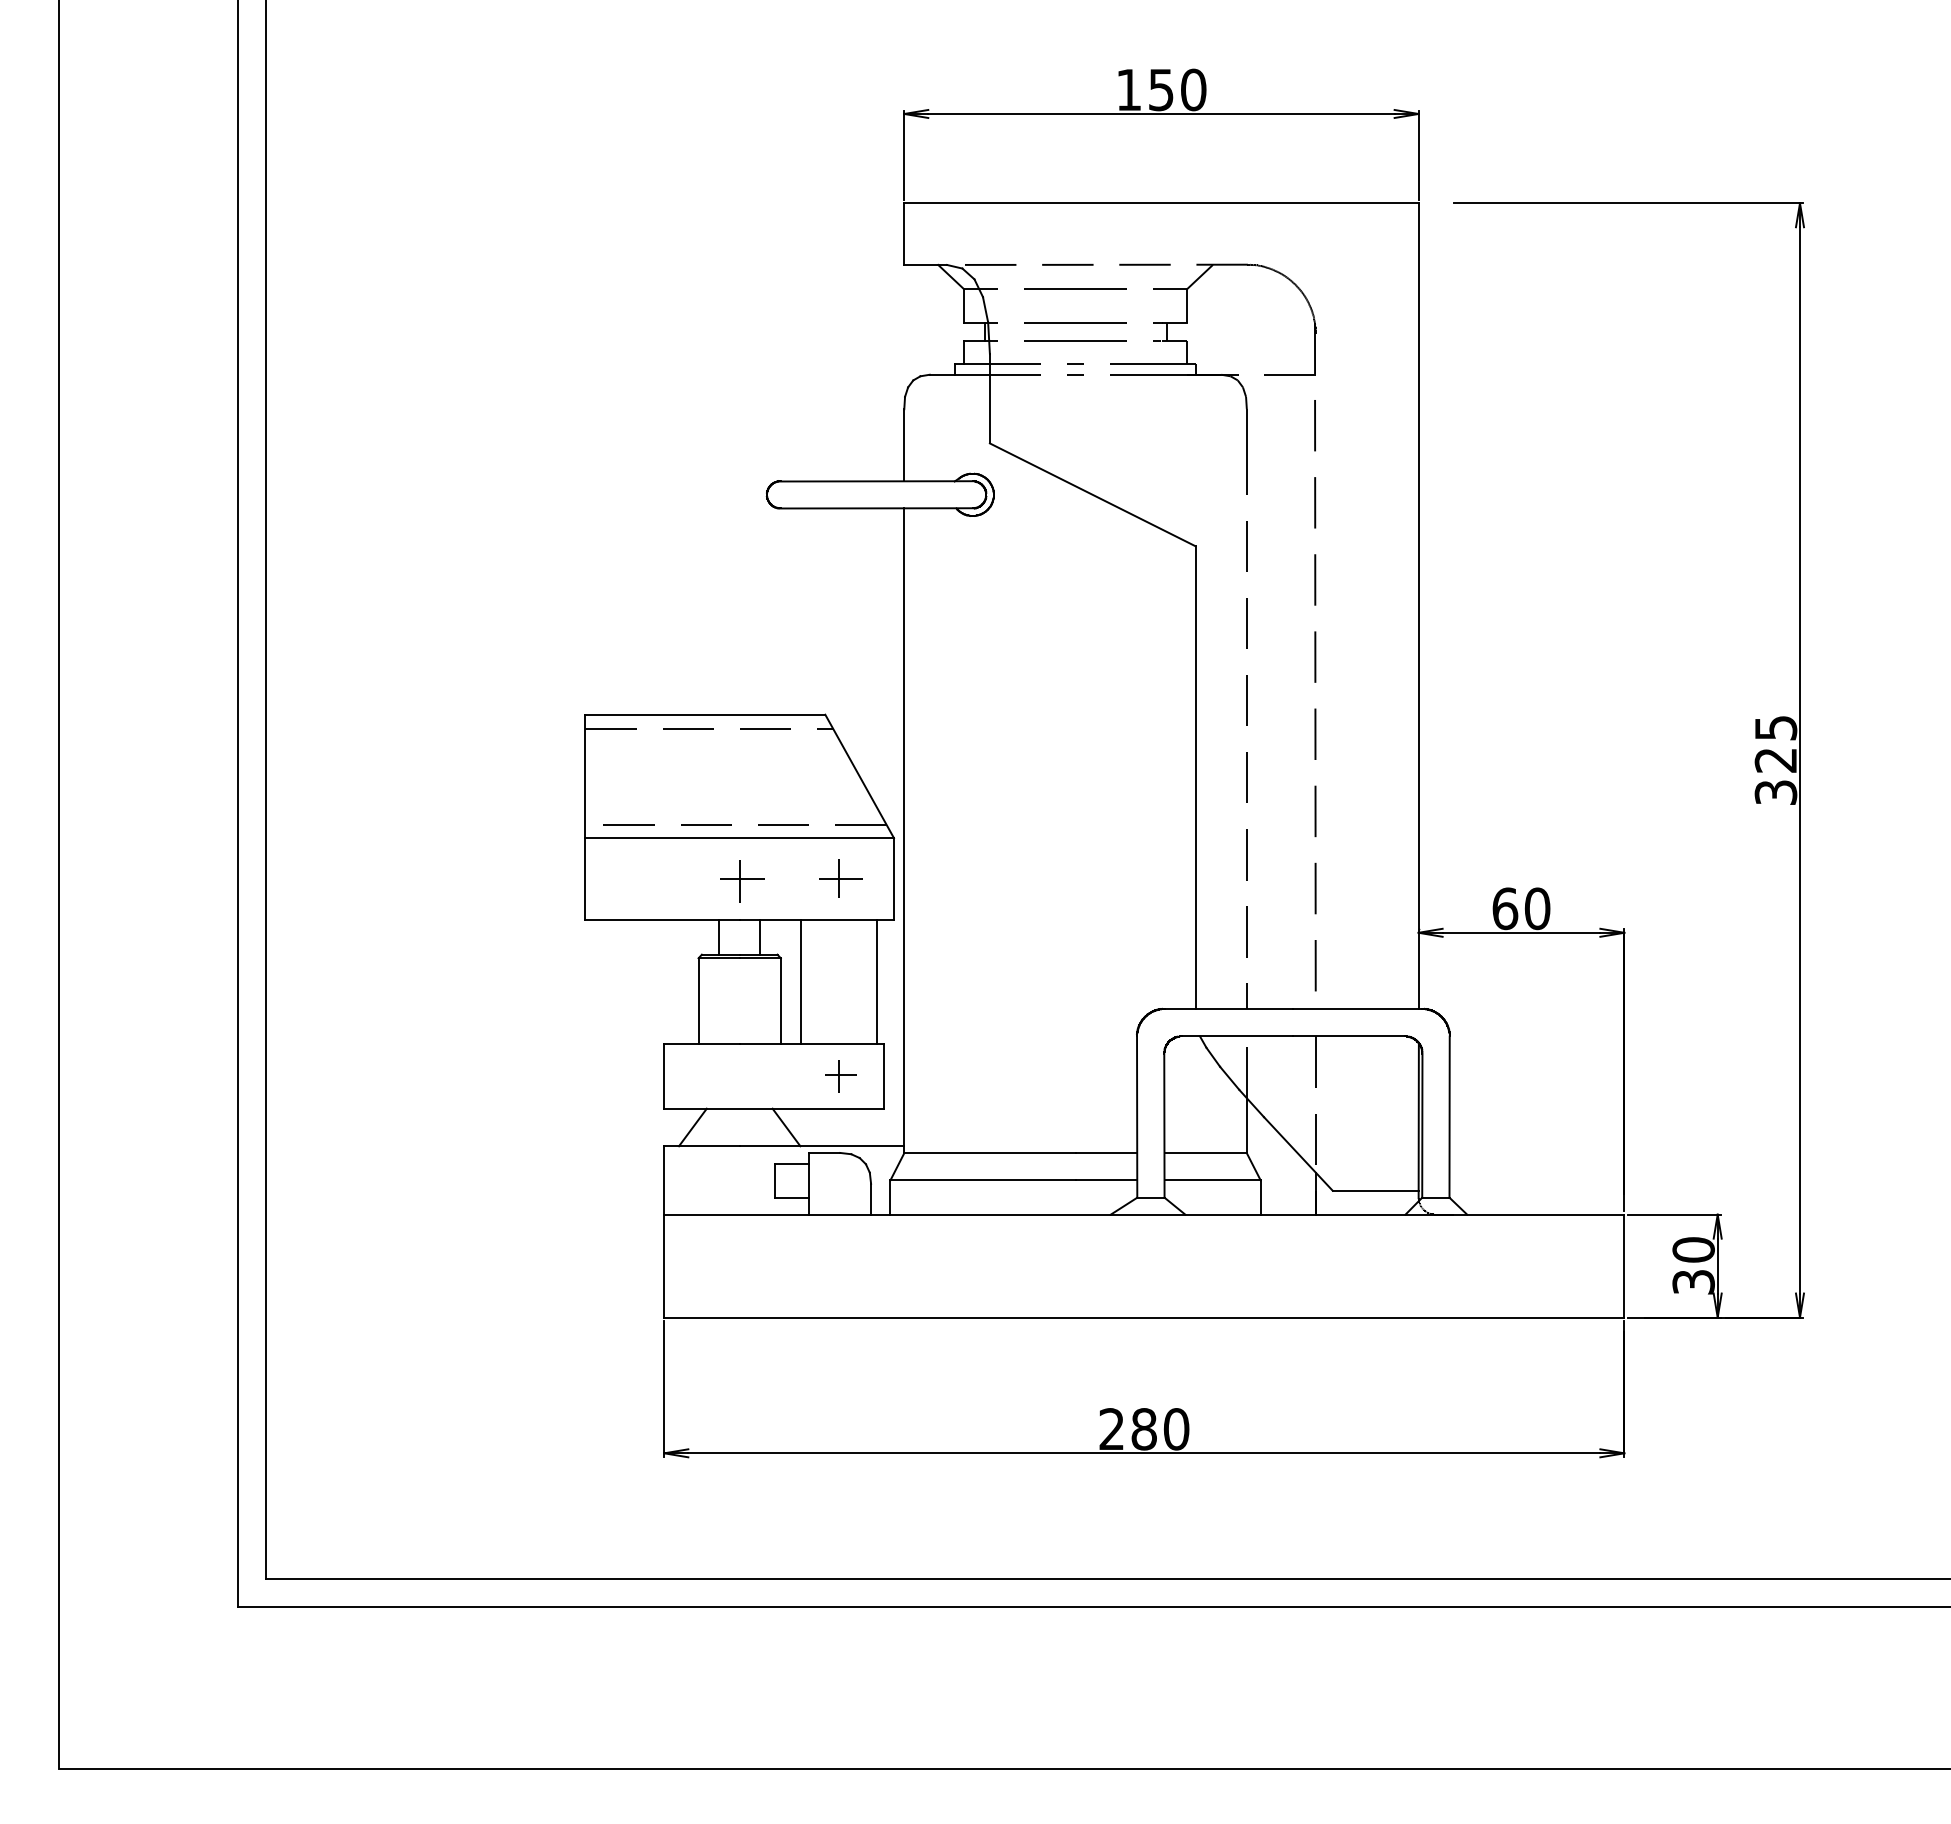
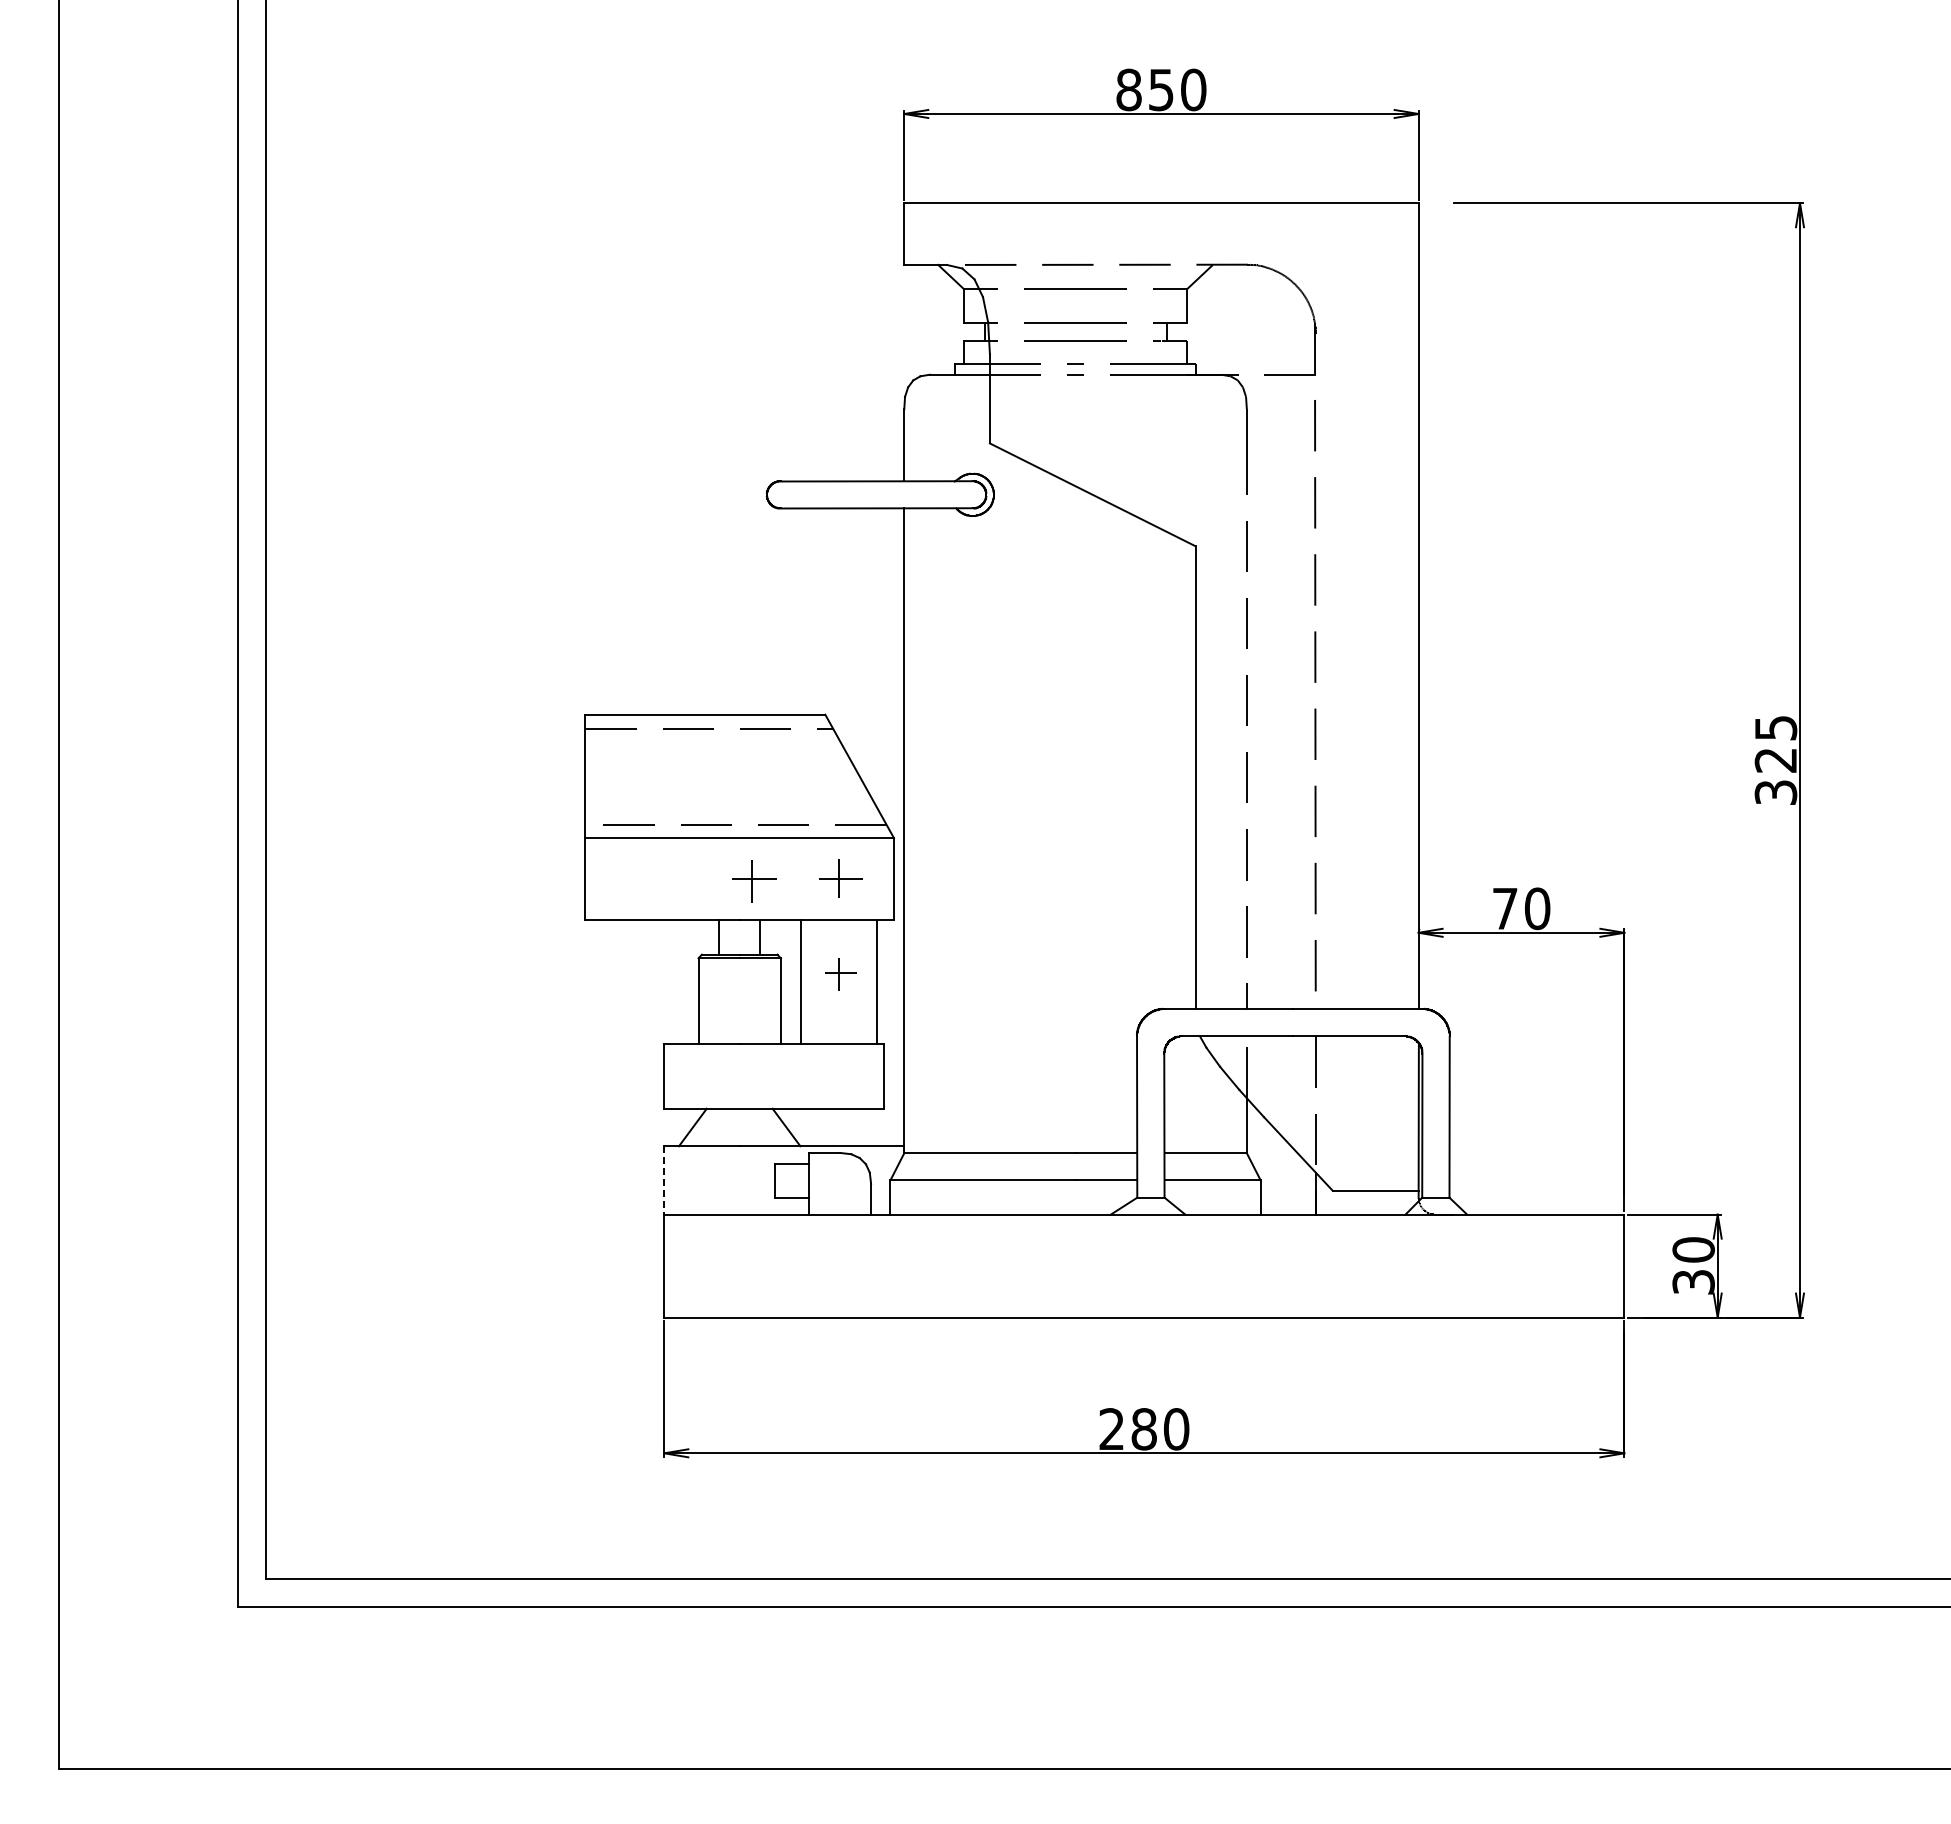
text: 150 -> 850 (1128, 89)
part position: (742, 881) -> (754, 881) (754, 881)
text: 60 -> 70 (1505, 908)
part position: (840, 1076) -> (840, 974) (840, 974)
line: solid -> dashed (664, 1180)
